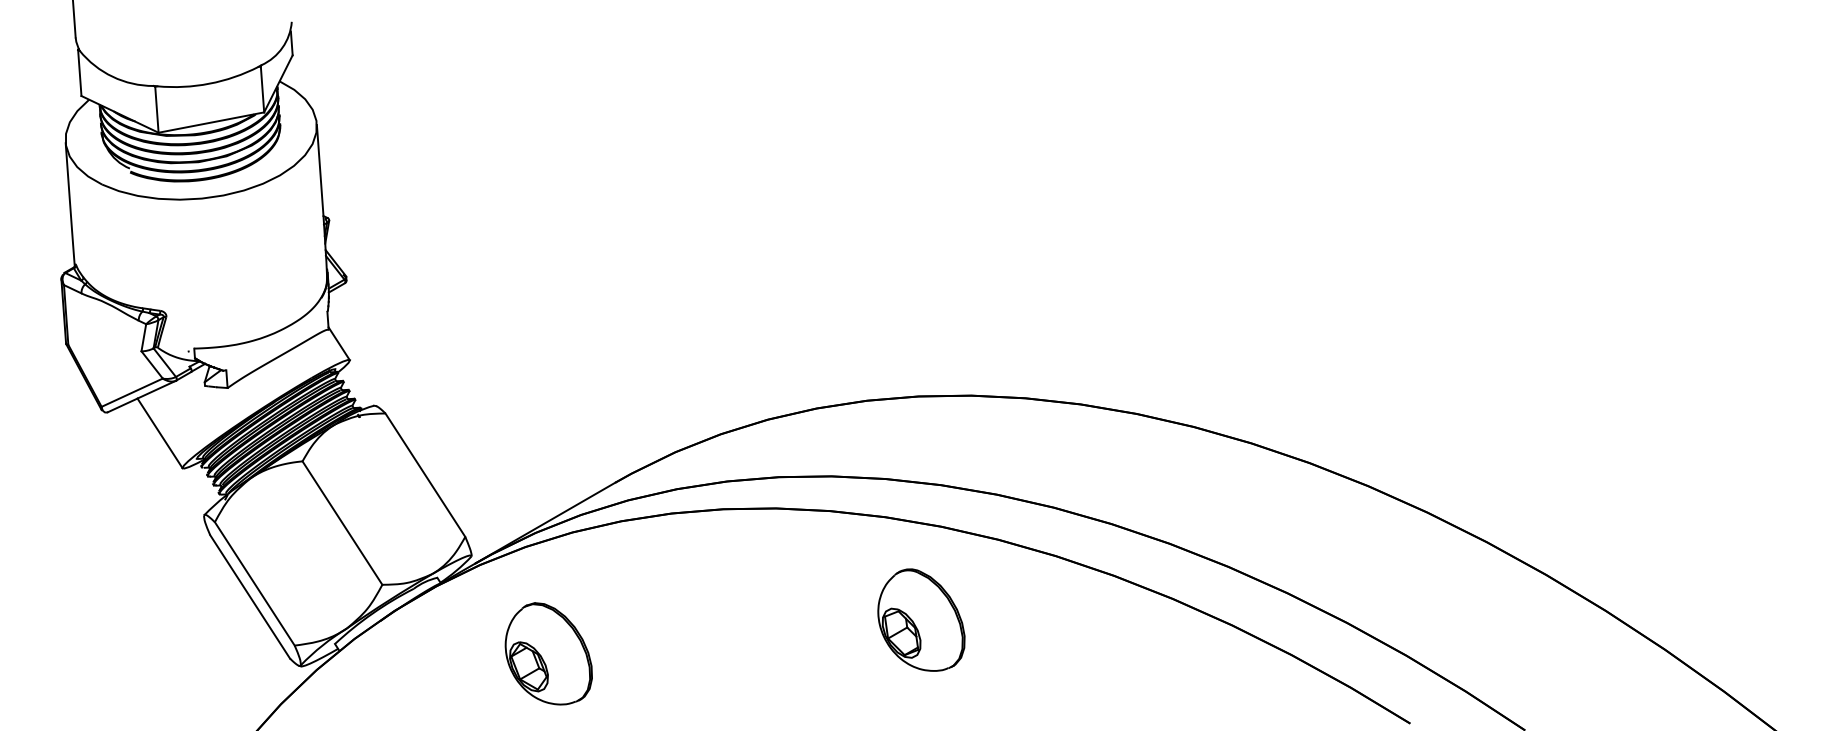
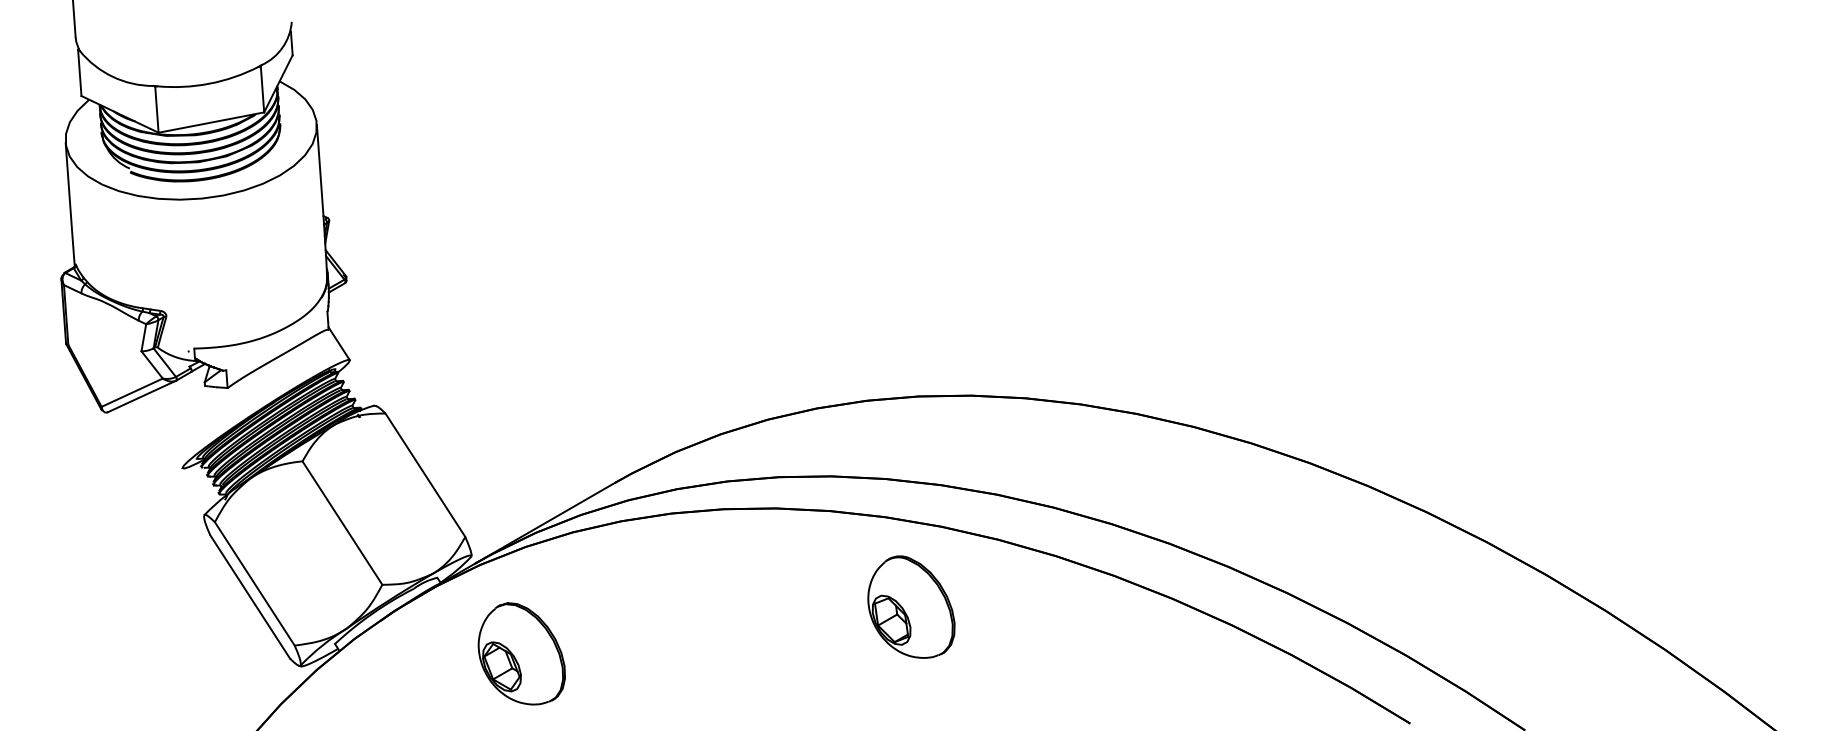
line: present -> none (159, 433)
part position: (921, 619) -> (911, 606) (911, 606)
part position: (548, 653) -> (521, 653) (521, 653)
